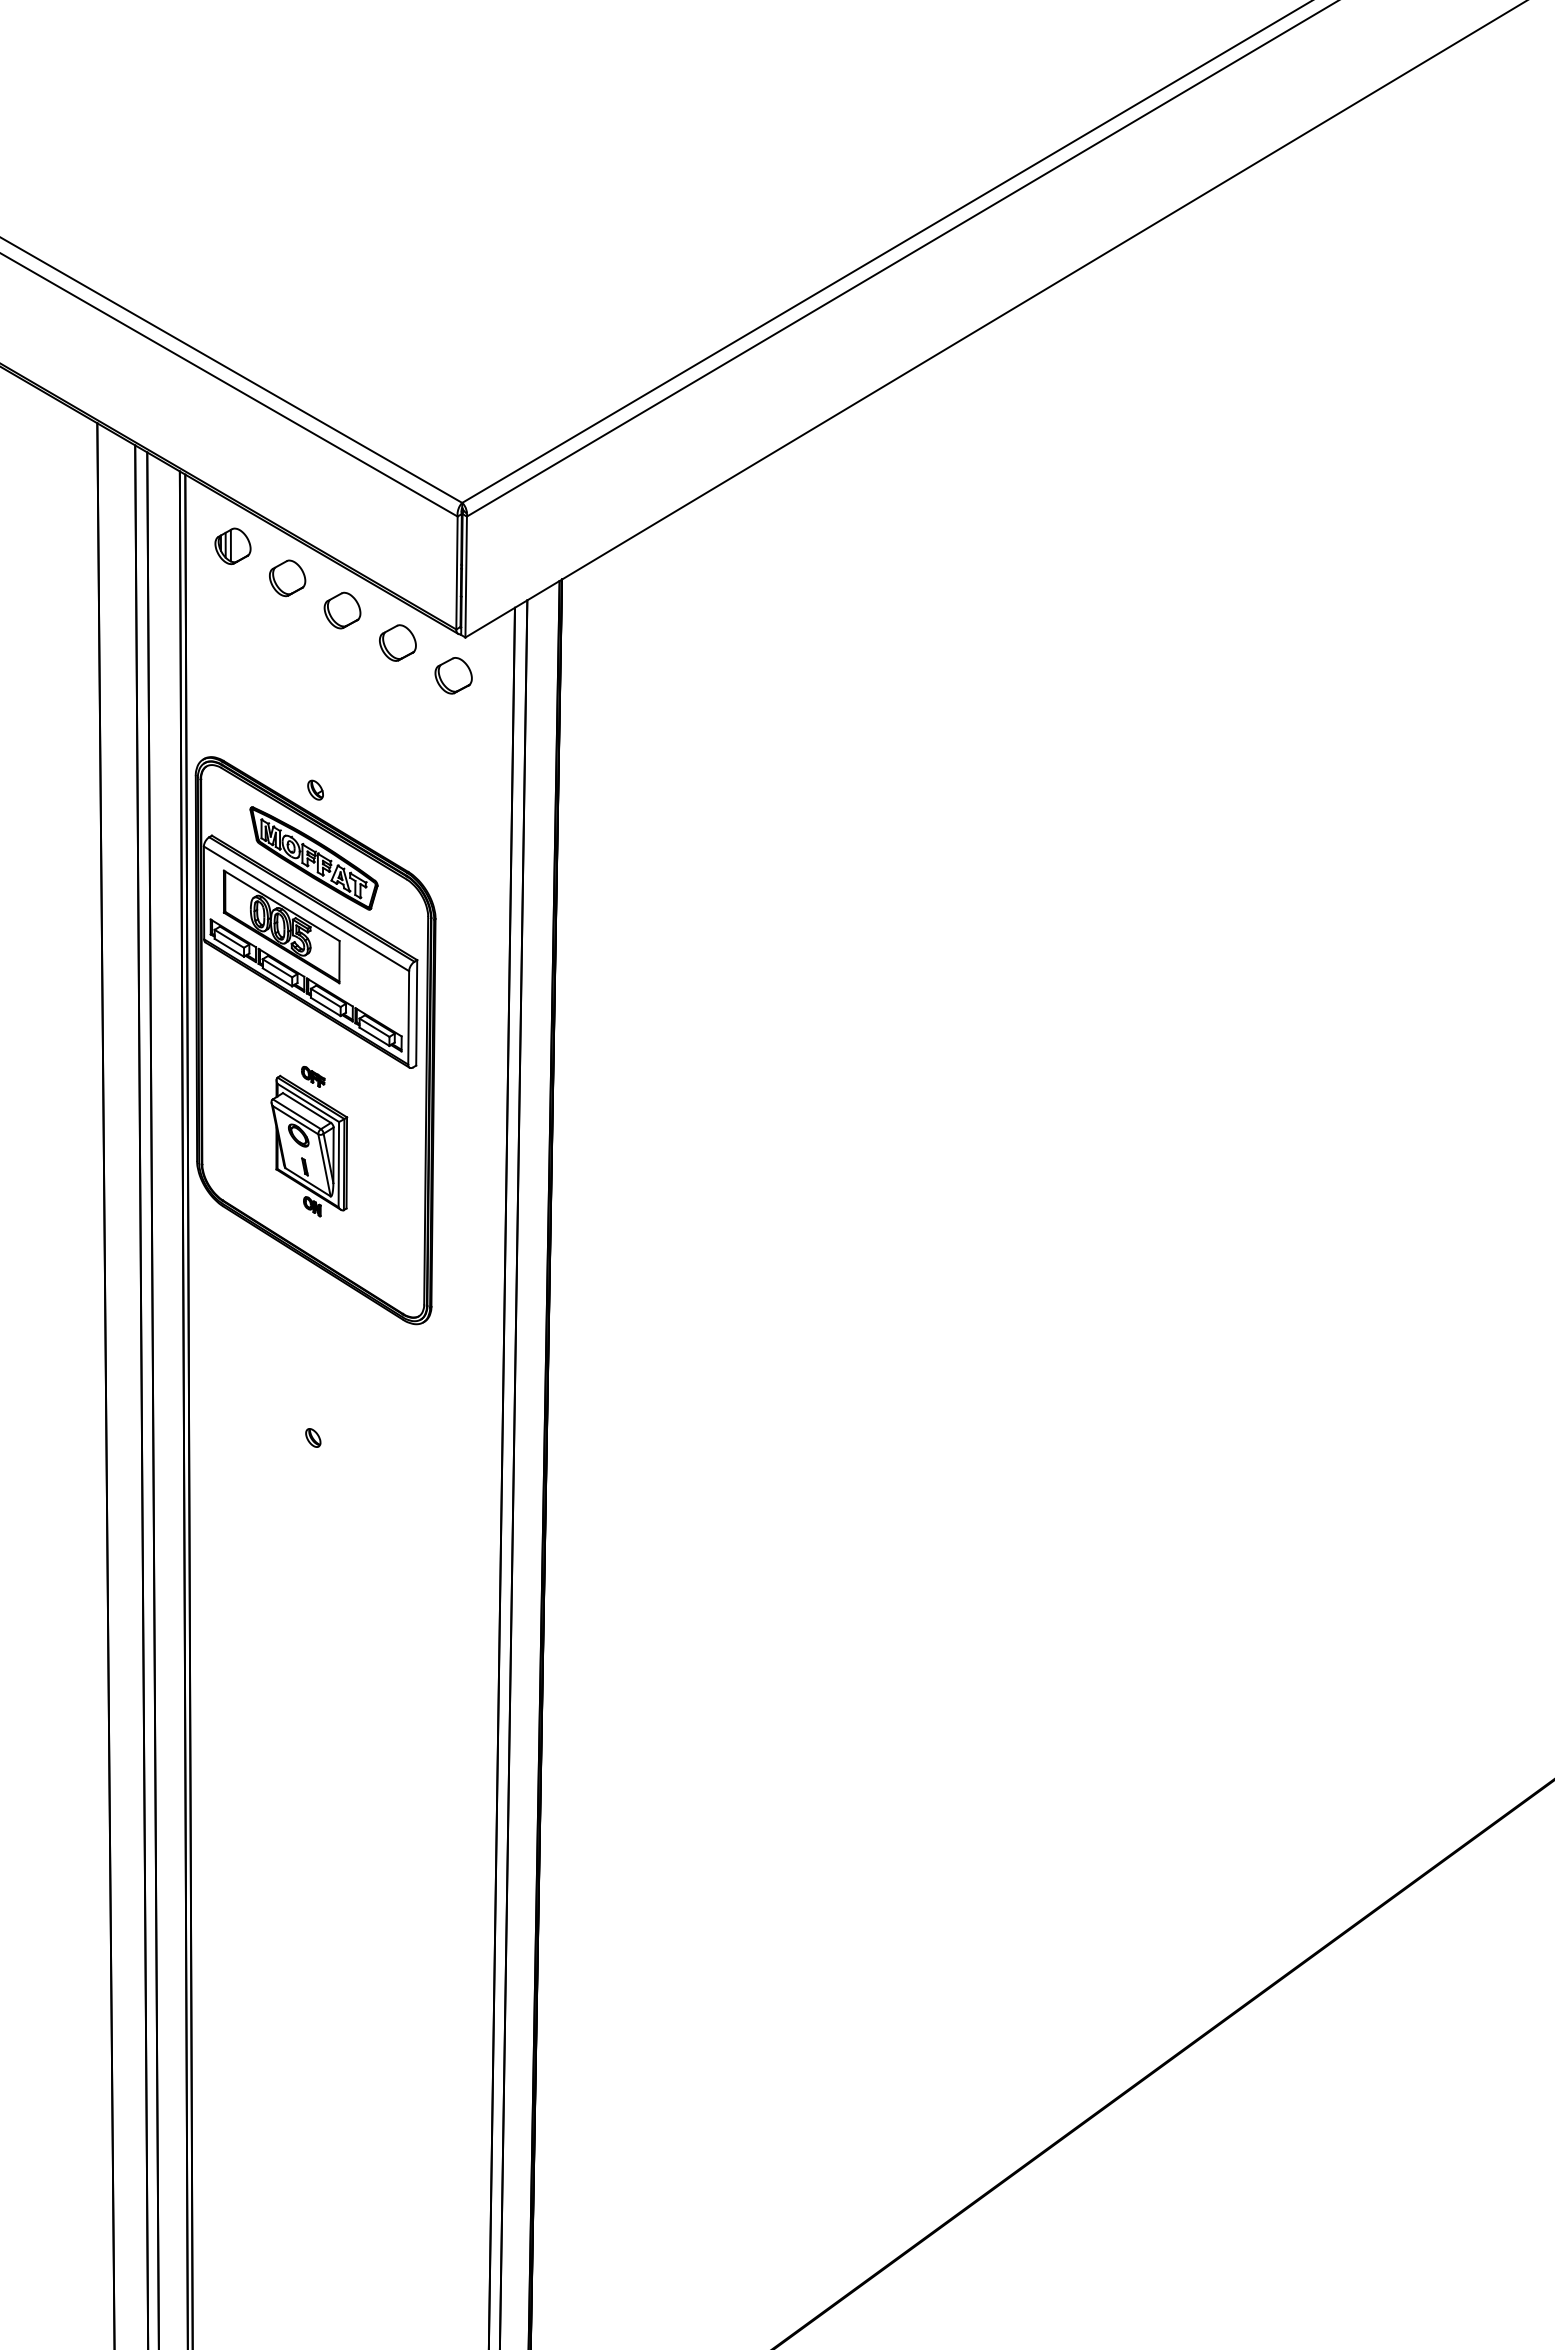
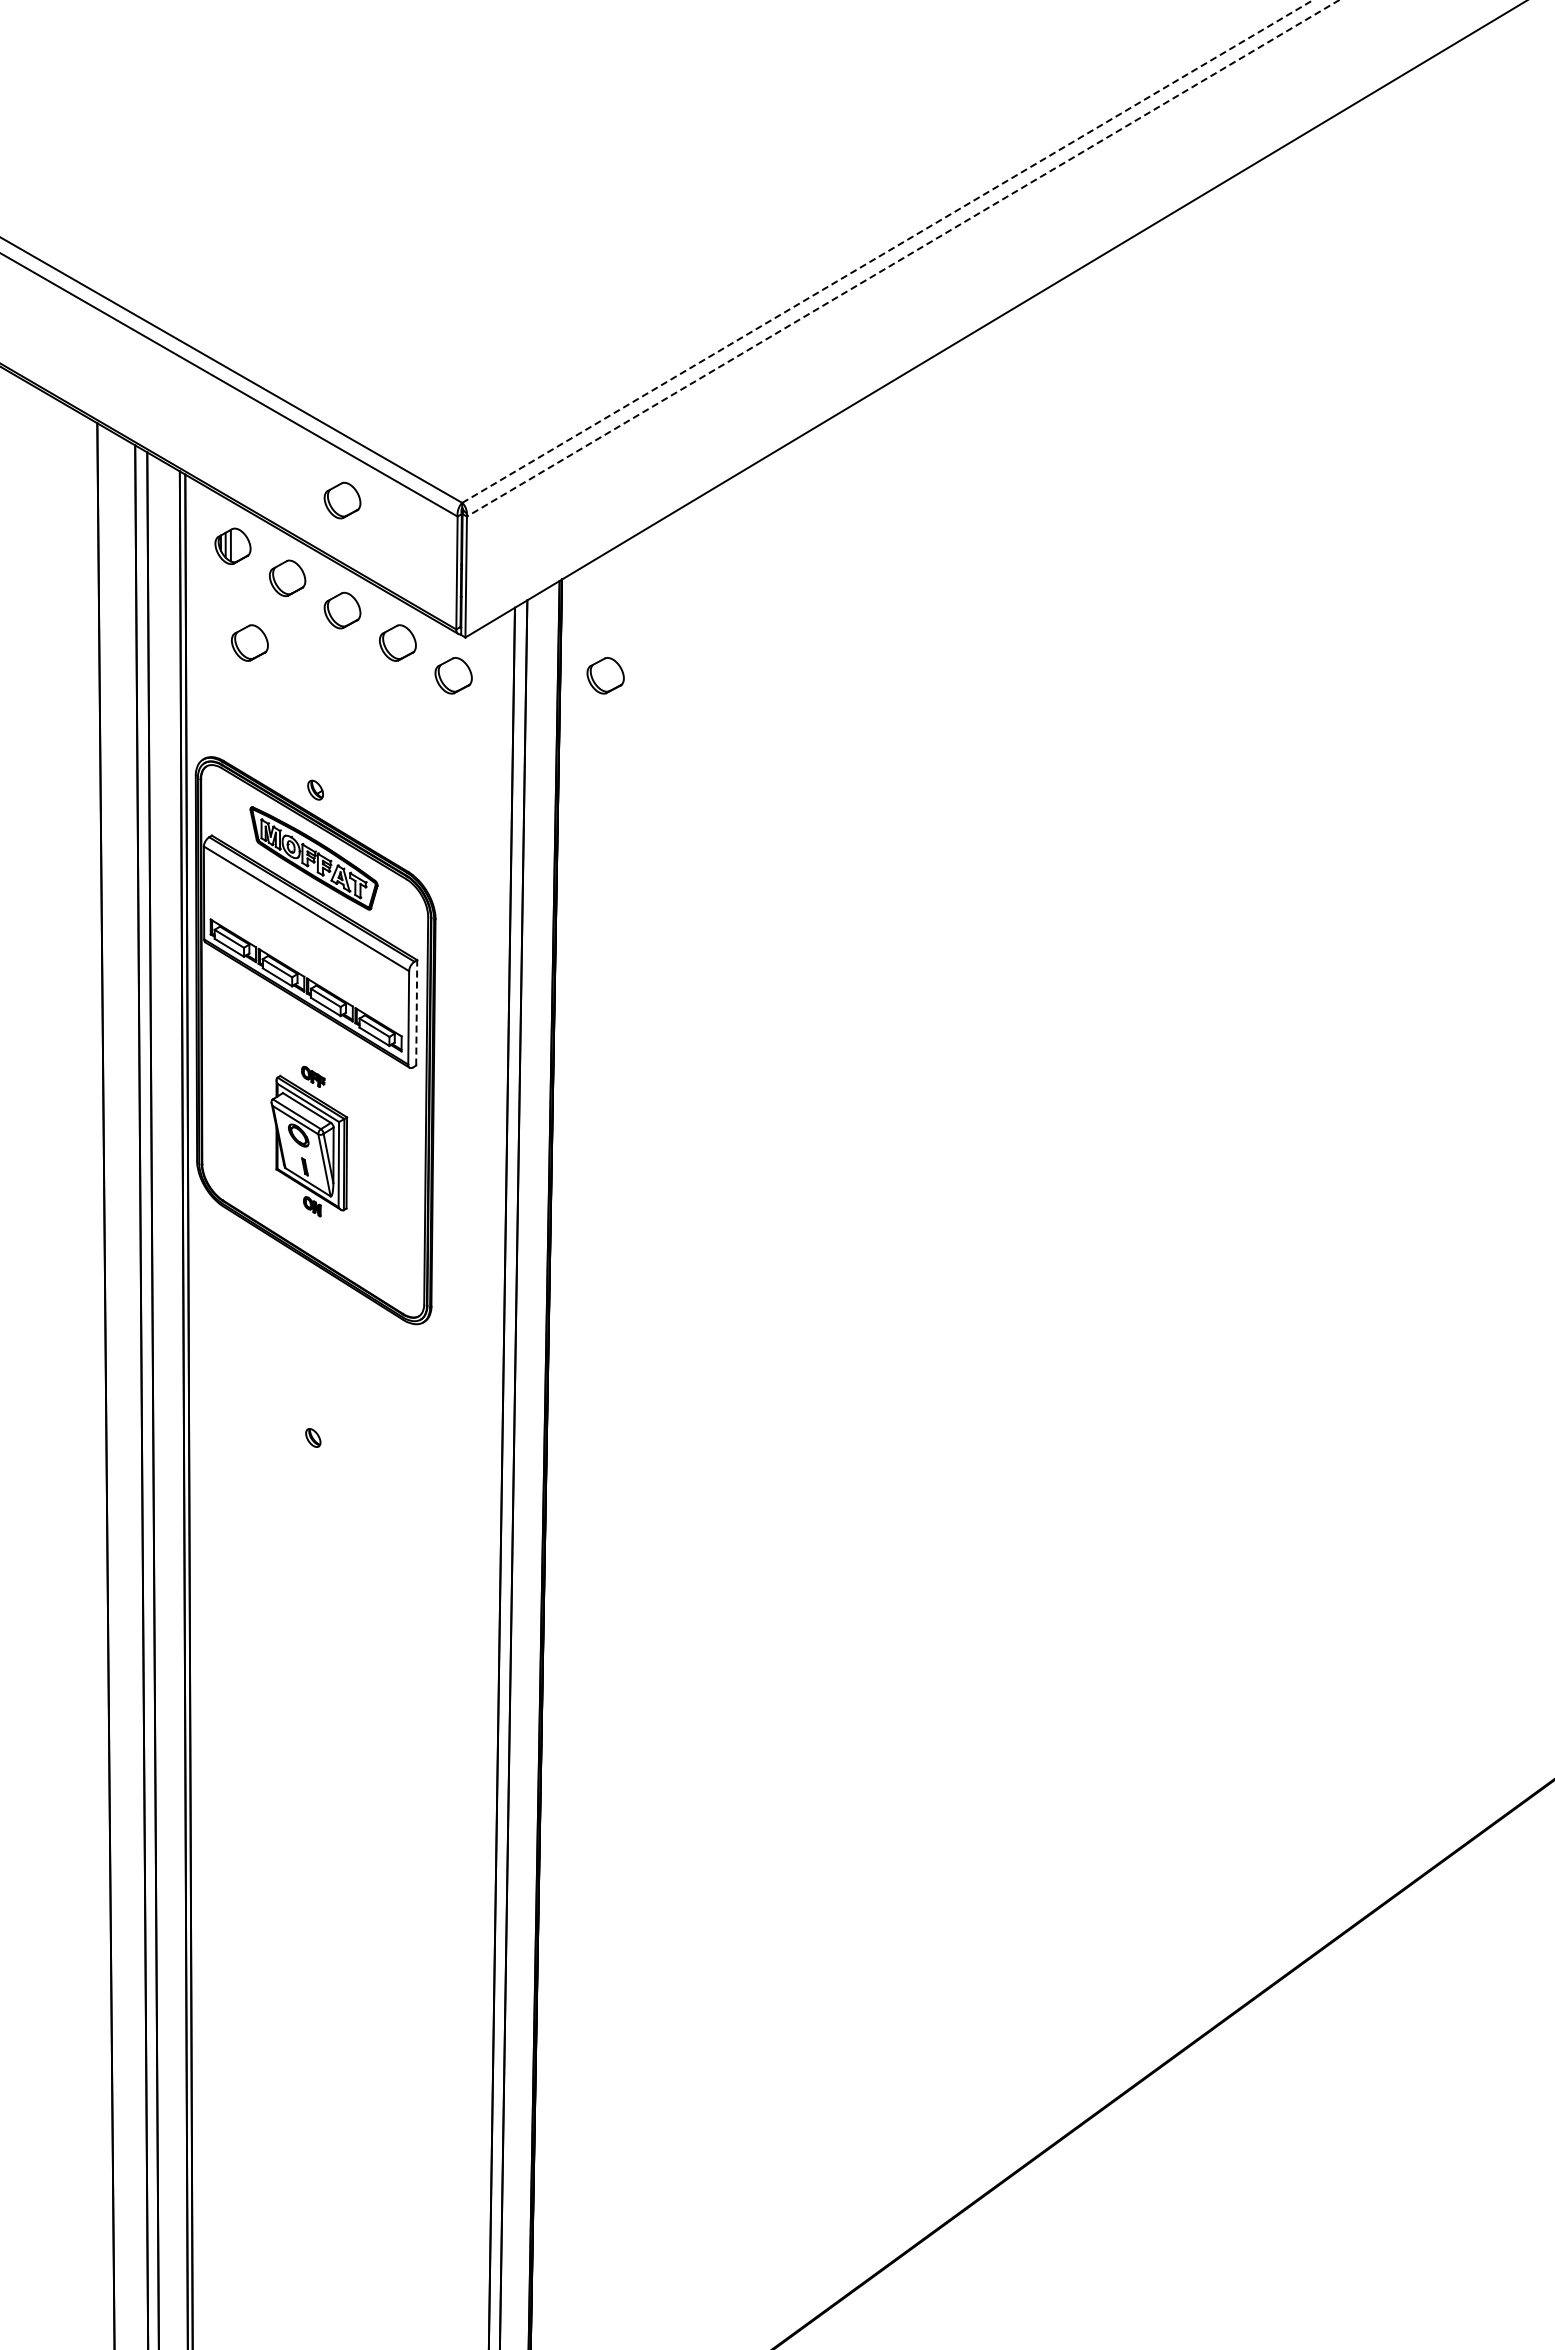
line: solid -> dashed (887, 251)
line: solid -> dashed (903, 258)
part: none -> present (342, 500)
part: none -> present (249, 642)
part: none -> present (605, 675)
part: present -> none (281, 926)
line: solid -> dashed (416, 1012)
